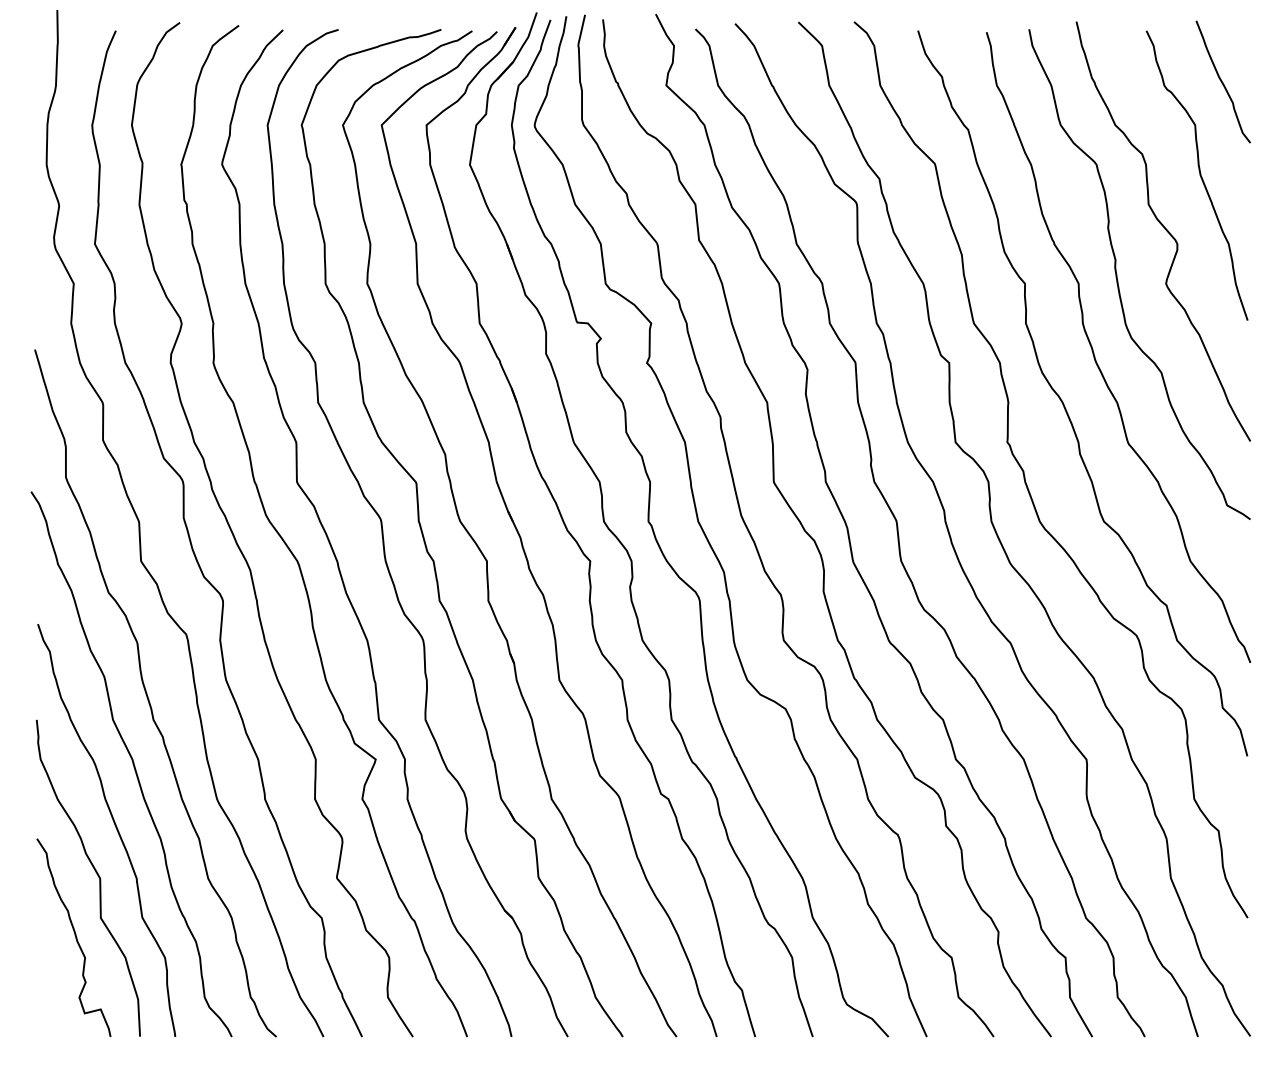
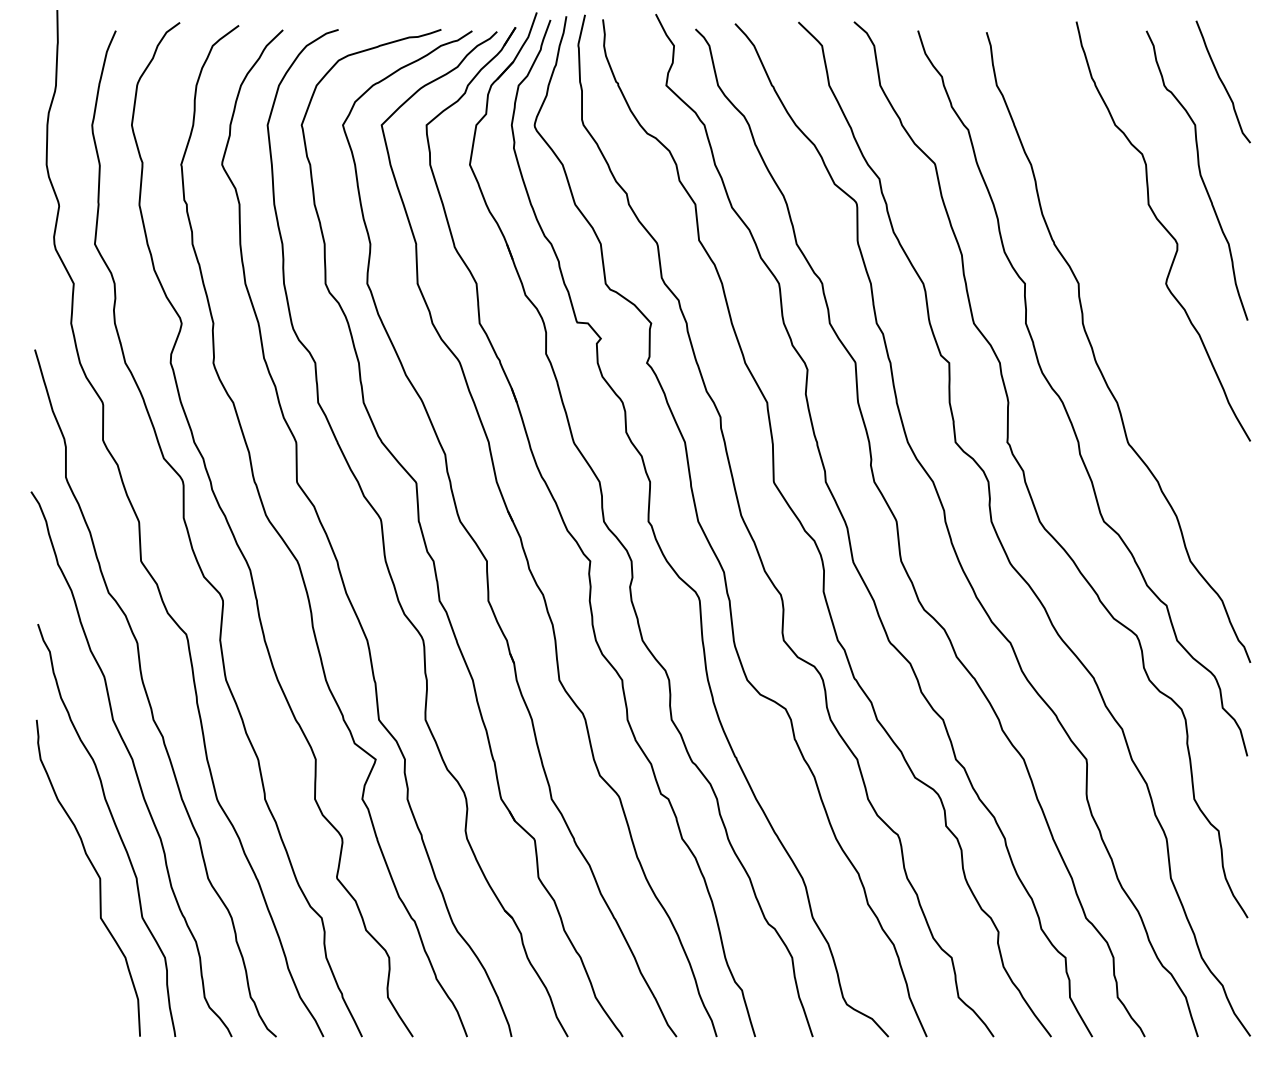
curve: present -> none (1118, 280)
curve: present -> none (75, 937)
